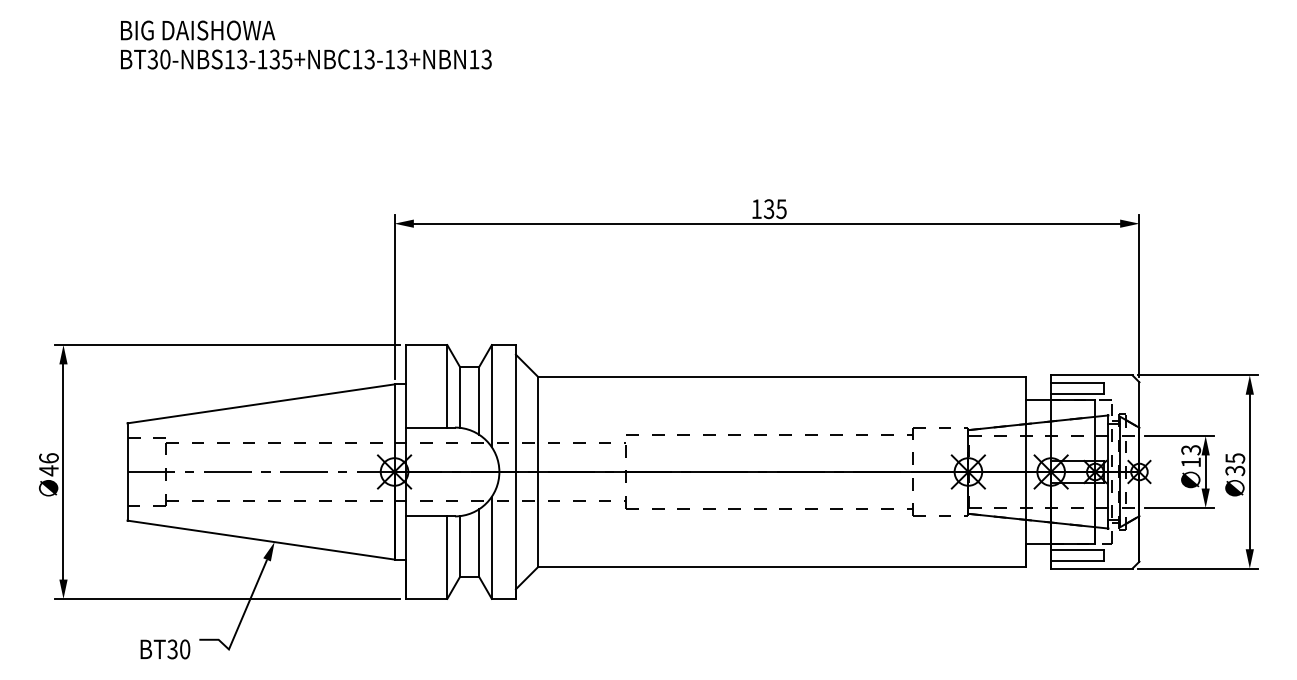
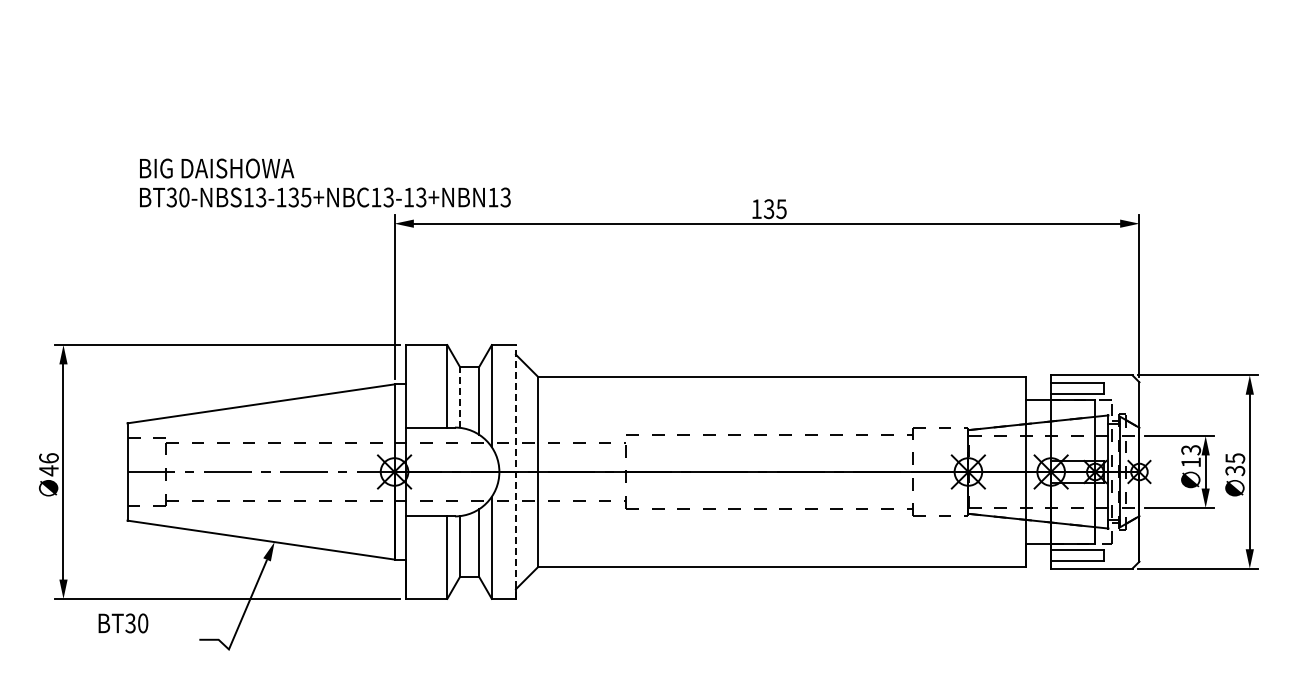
text position: (306, 44) -> (325, 182) (325, 182)
line: solid -> dashed (460, 397)
line: solid -> dashed (515, 471)
text position: (165, 649) -> (123, 623) (123, 623)
